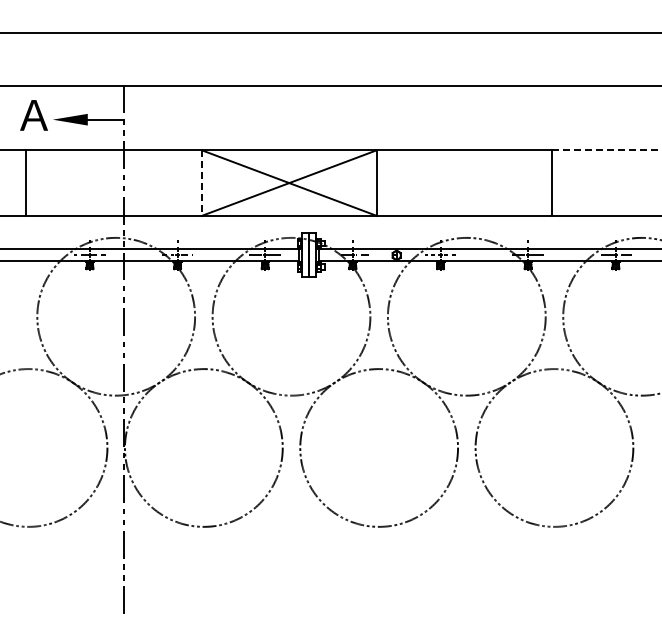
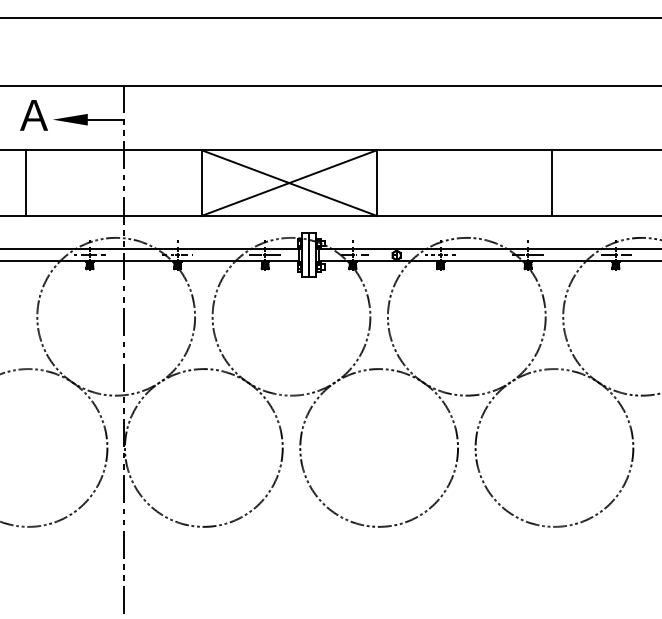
line position: (330, 33) -> (330, 18) (330, 18)
line: dashed -> solid (607, 150)
line: dashed -> solid (201, 183)
